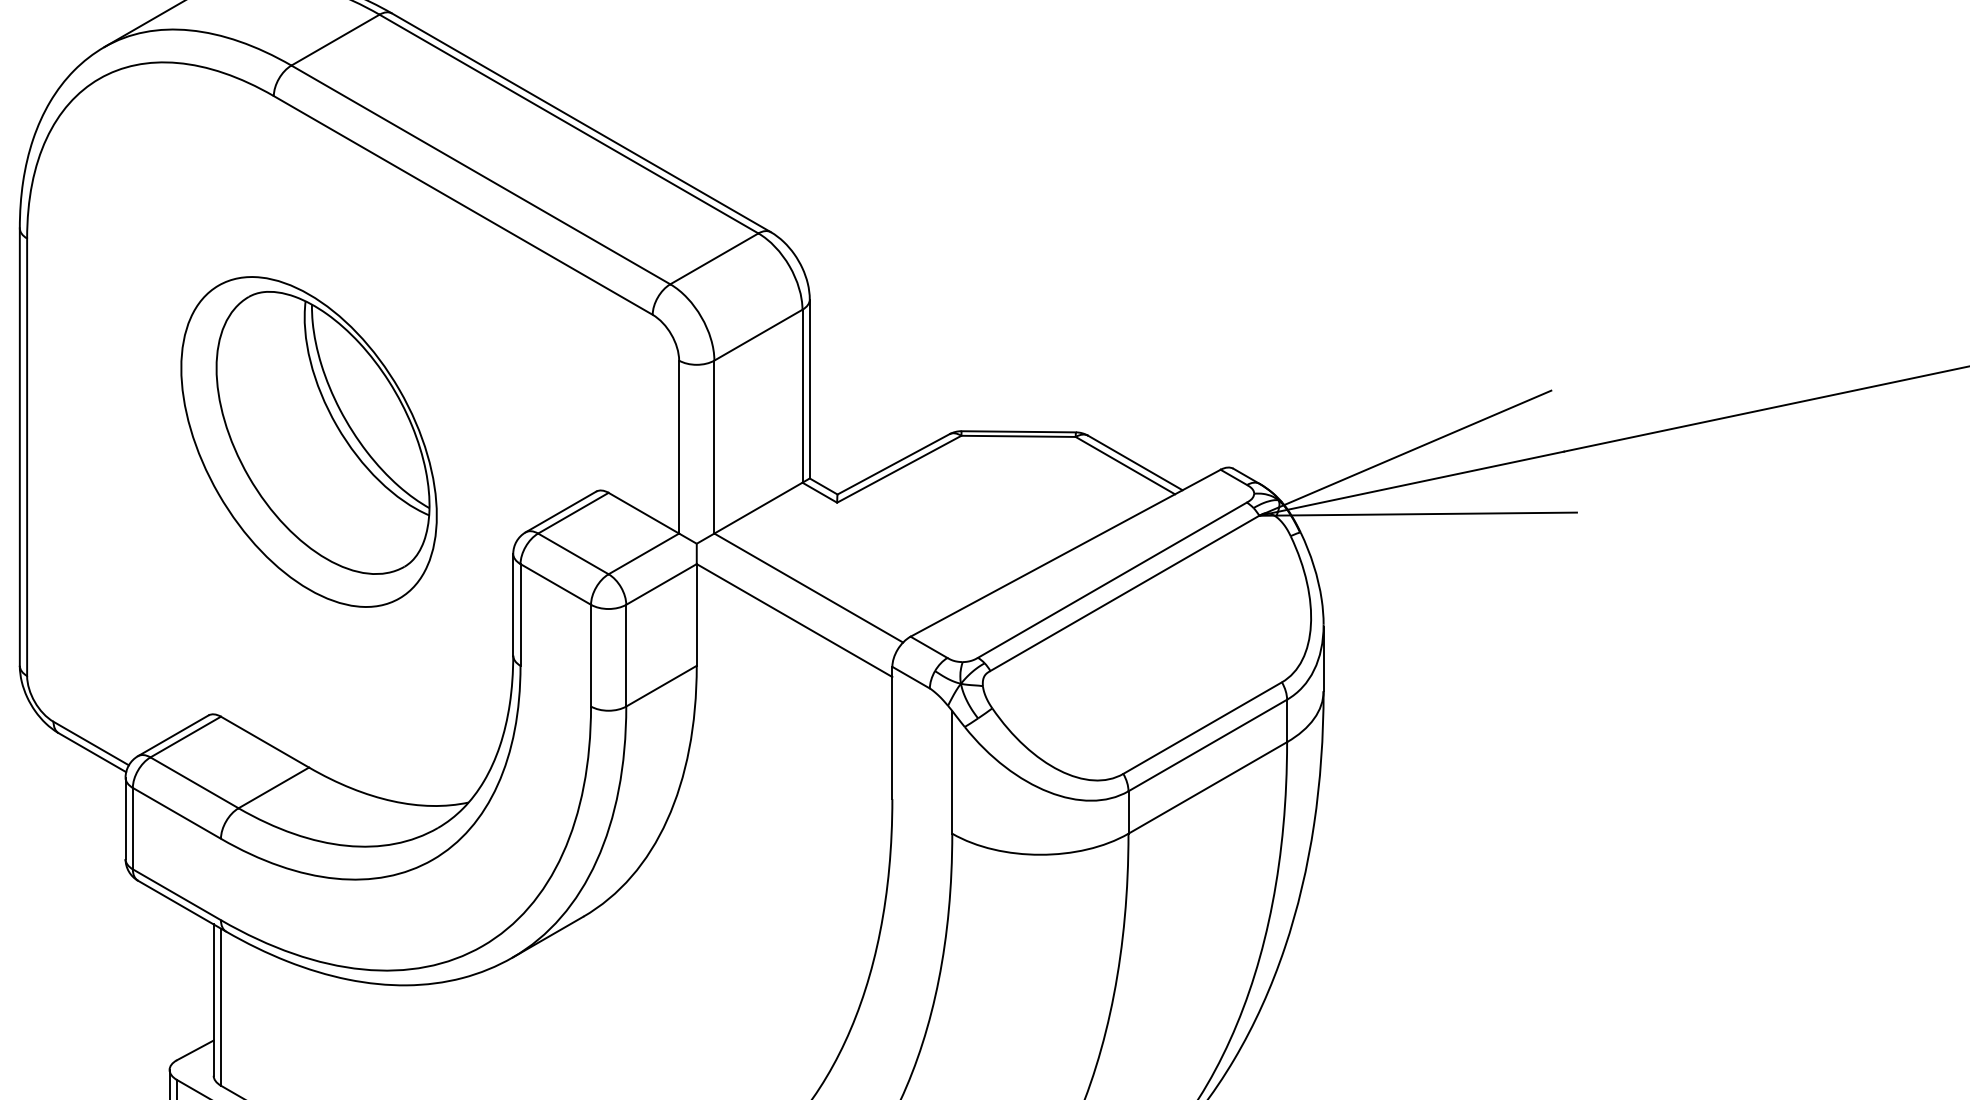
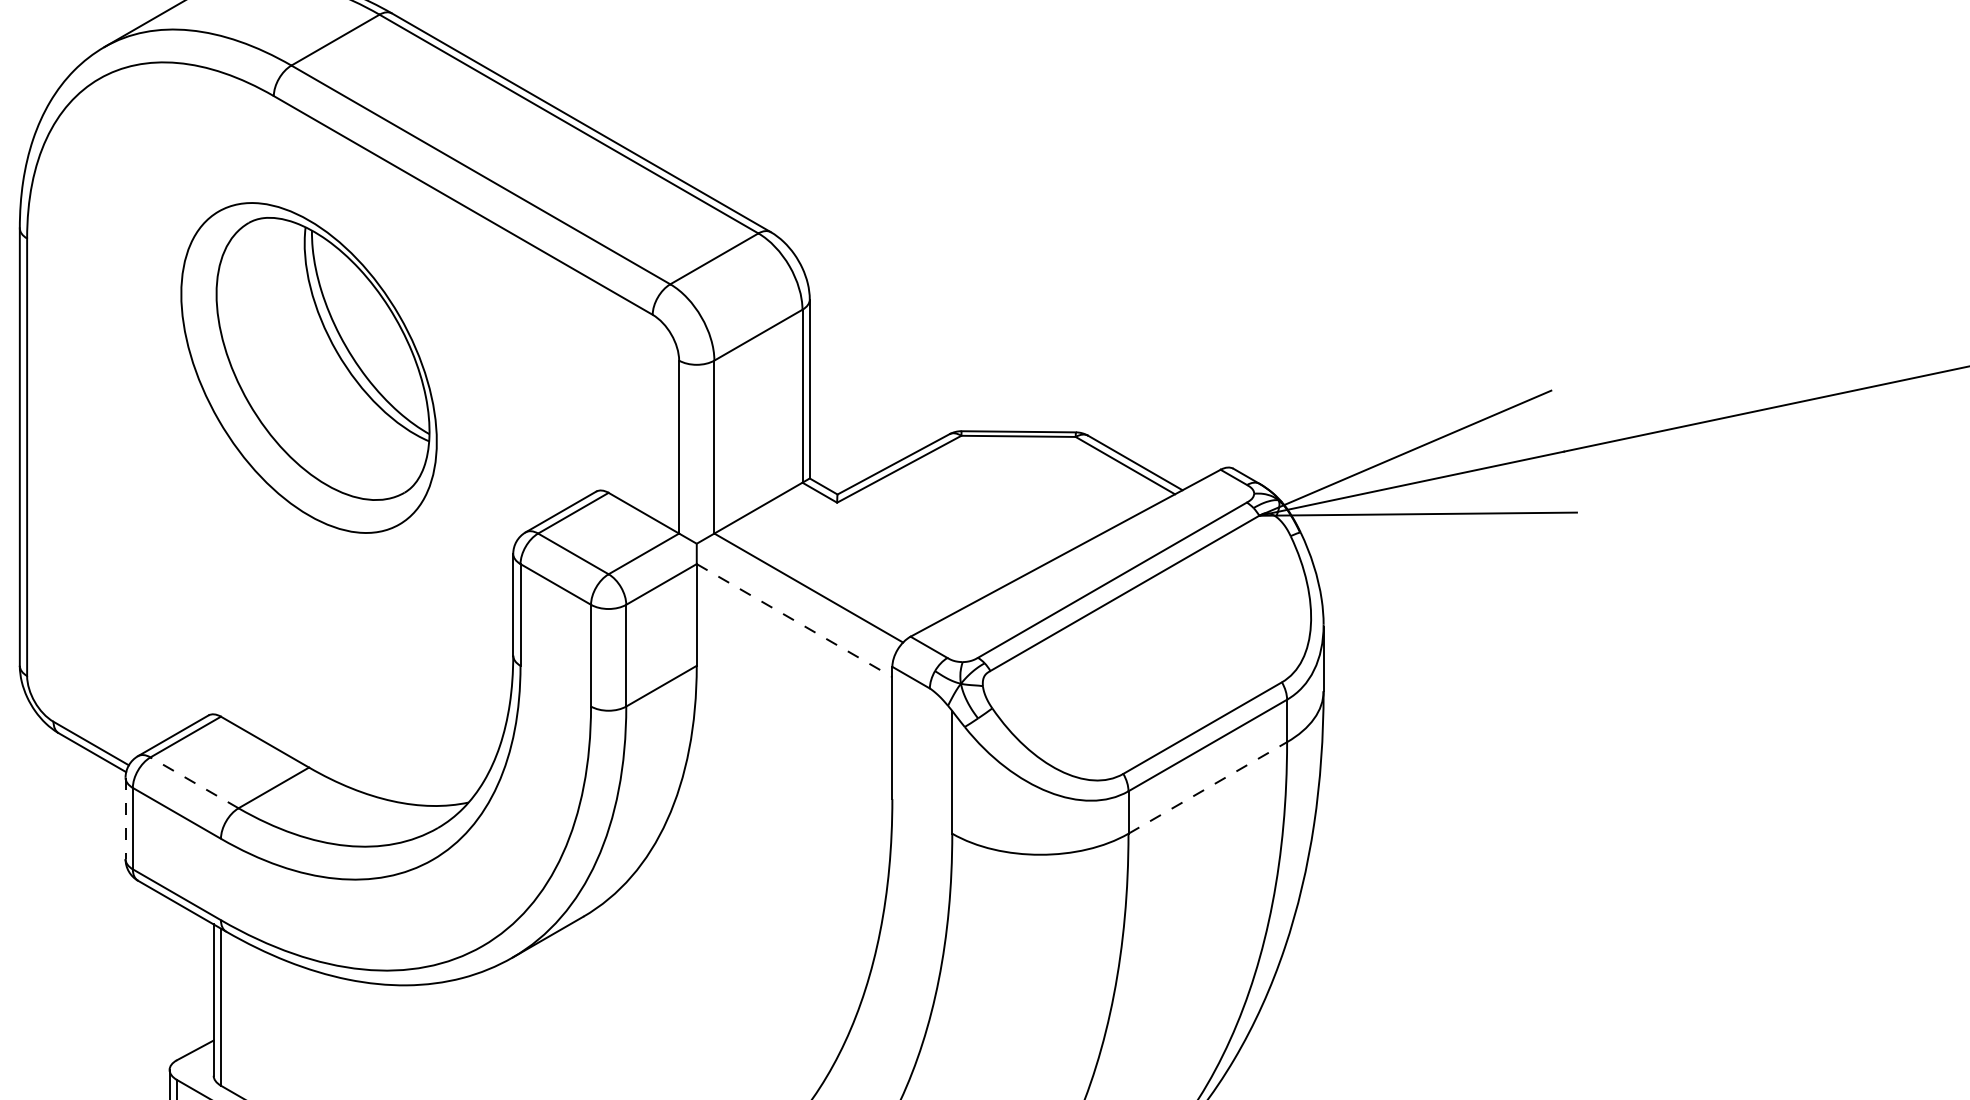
part position: (308, 441) -> (308, 367) (308, 367)
line: solid -> dashed (794, 620)
line: solid -> dashed (194, 782)
line: solid -> dashed (1207, 787)
line: solid -> dashed (125, 818)
